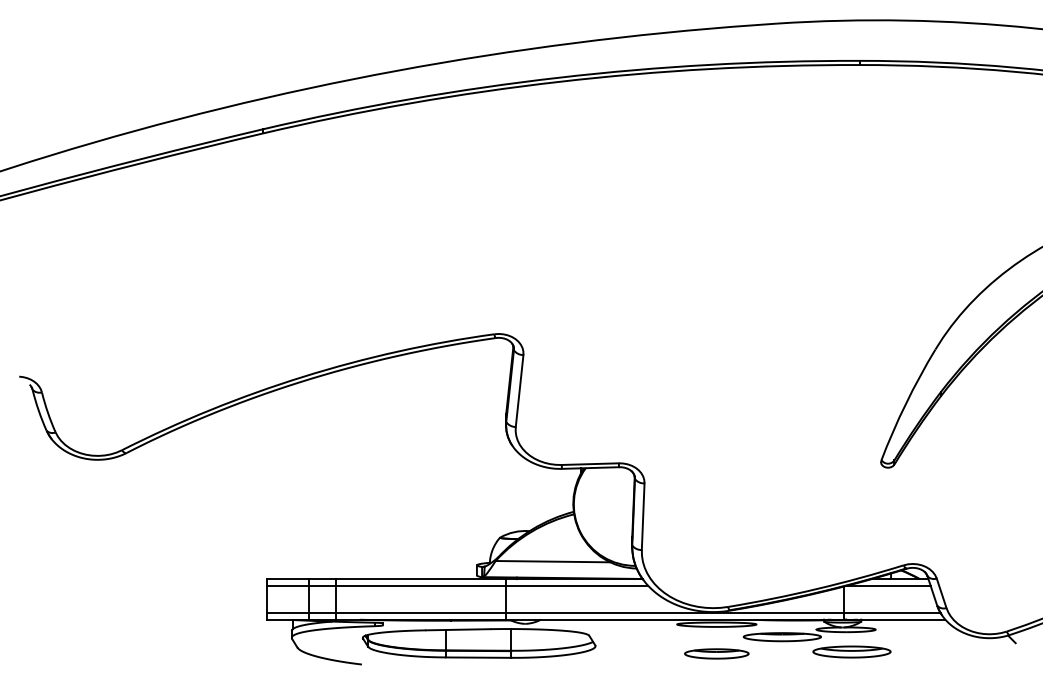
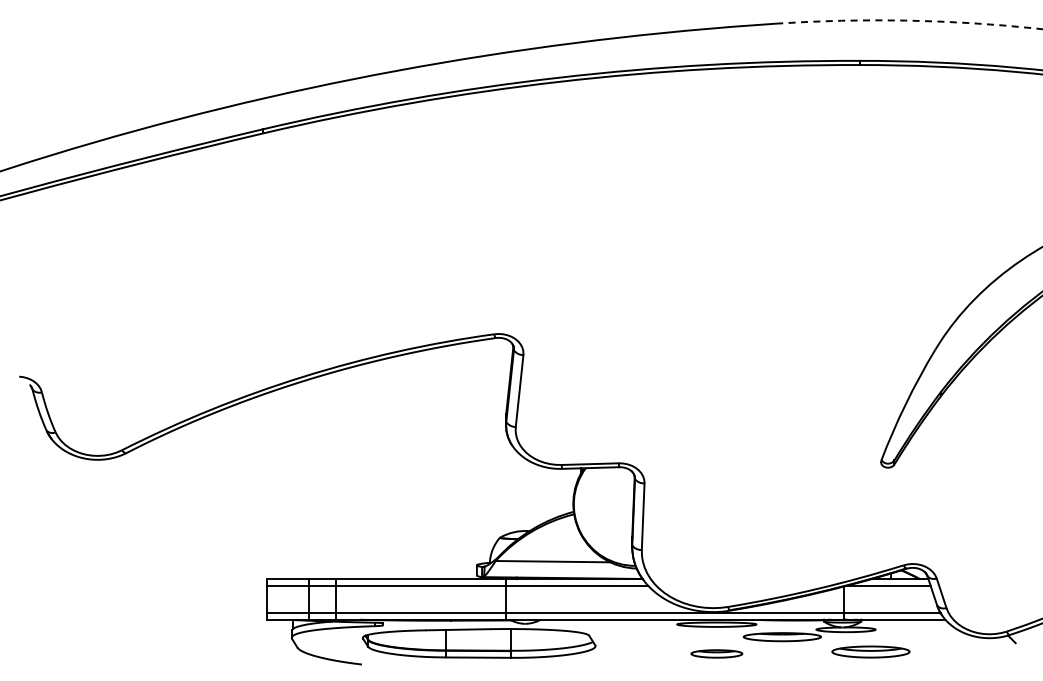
arc: solid -> dashed (909, 20)
part position: (851, 651) -> (870, 651) (870, 651)
part size: 66x12 px -> 54x10 px (716, 653)
